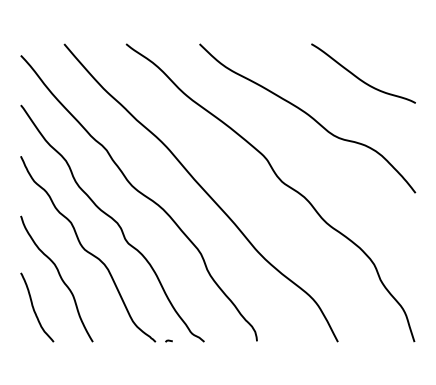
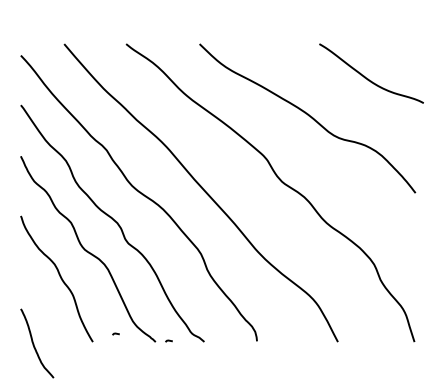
curve position: (360, 78) -> (368, 78) (368, 78)
curve position: (34, 307) -> (34, 343) (34, 343)
line: none -> present (115, 333)
